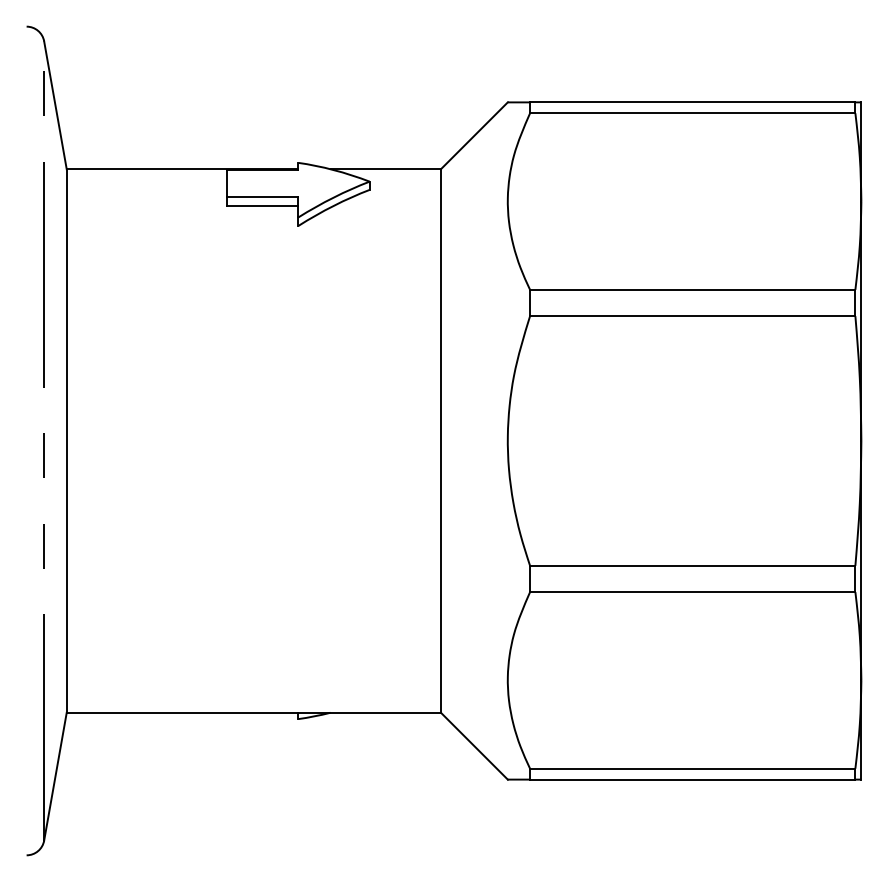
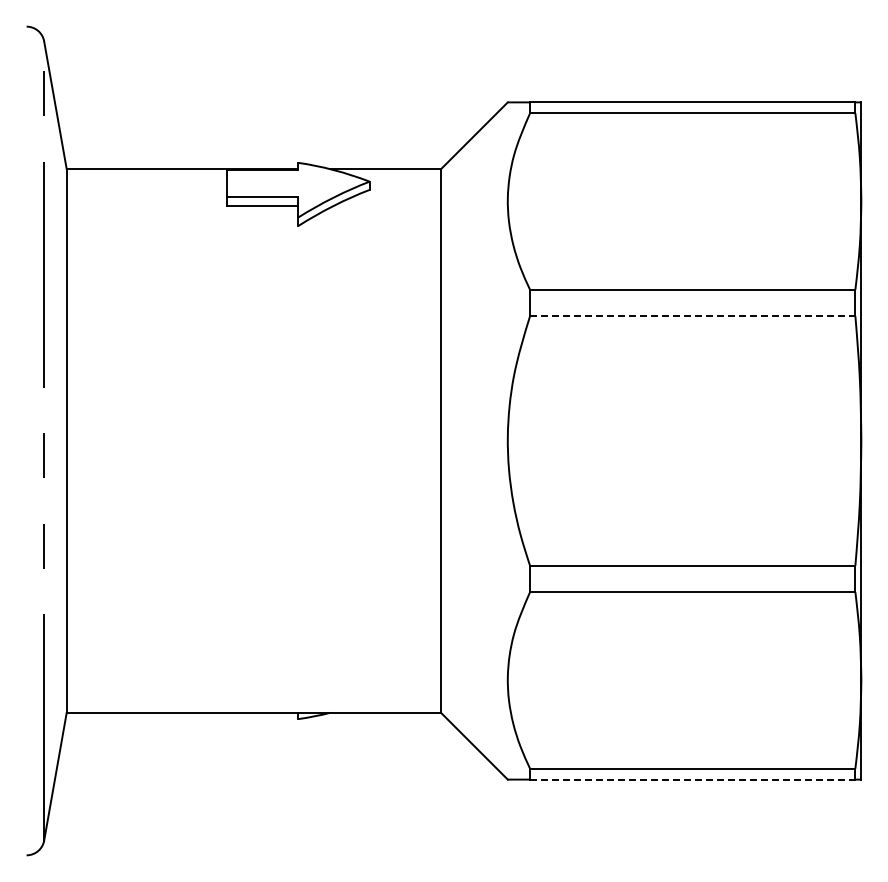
line: solid -> dashed (692, 316)
line: solid -> dashed (692, 779)
